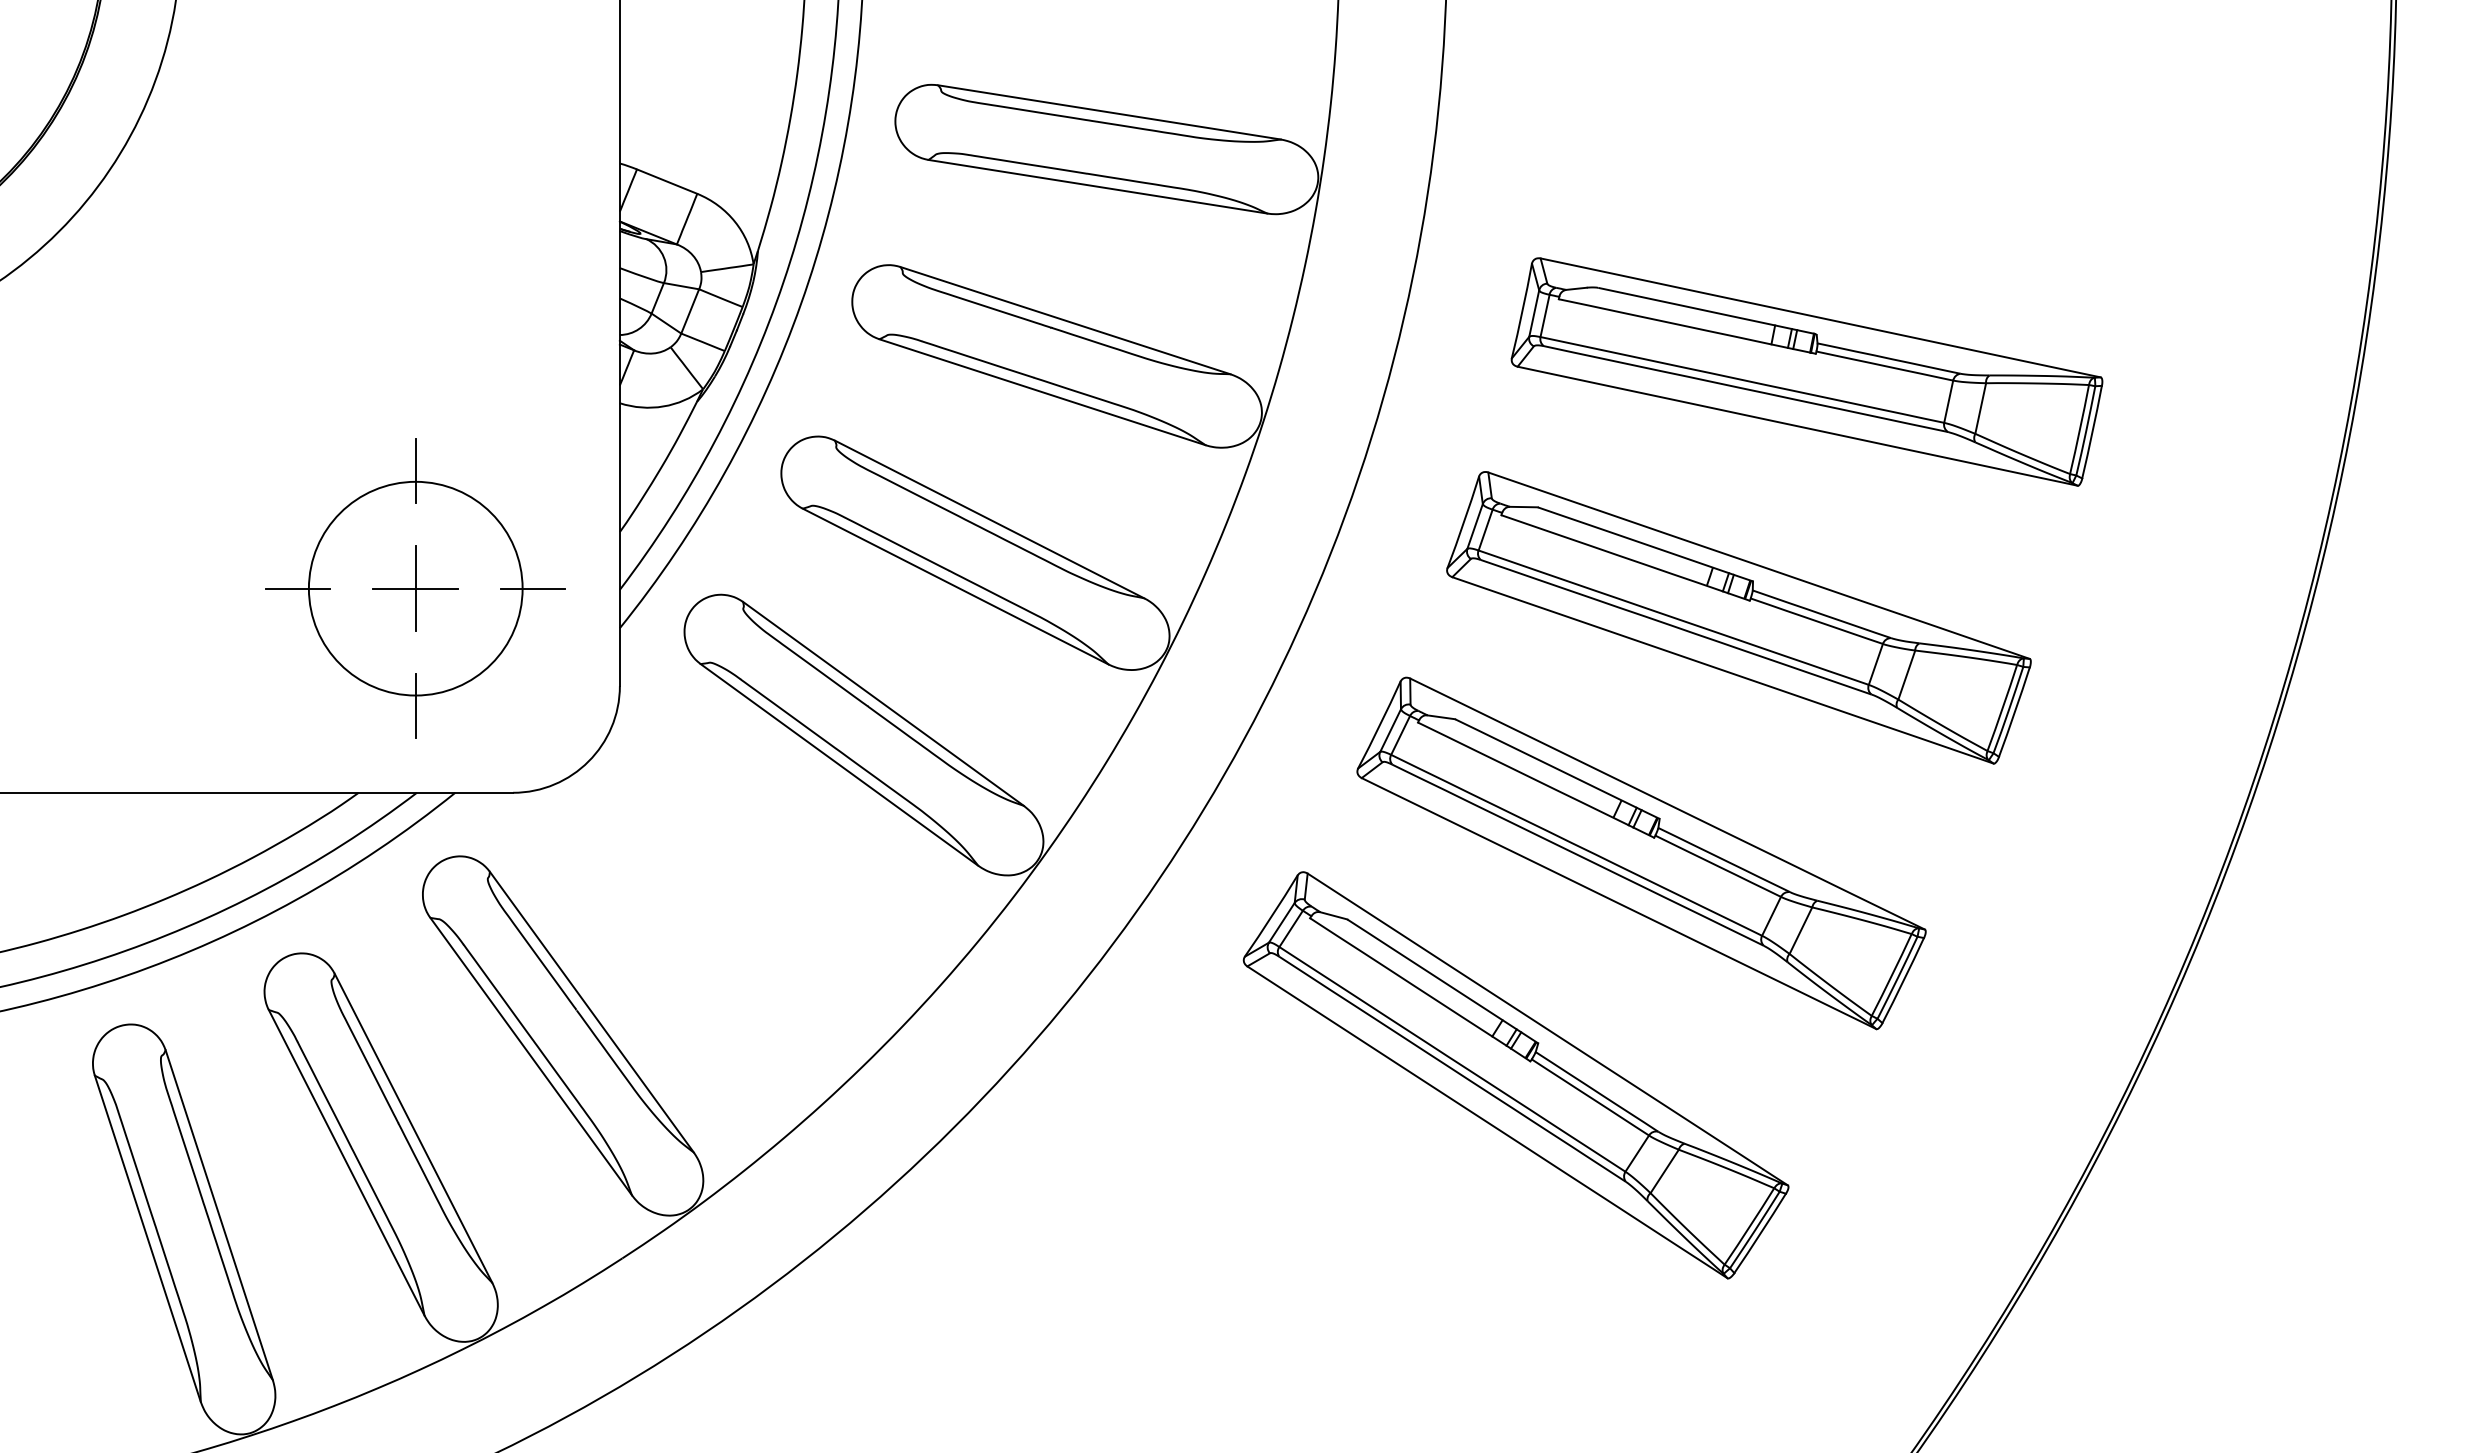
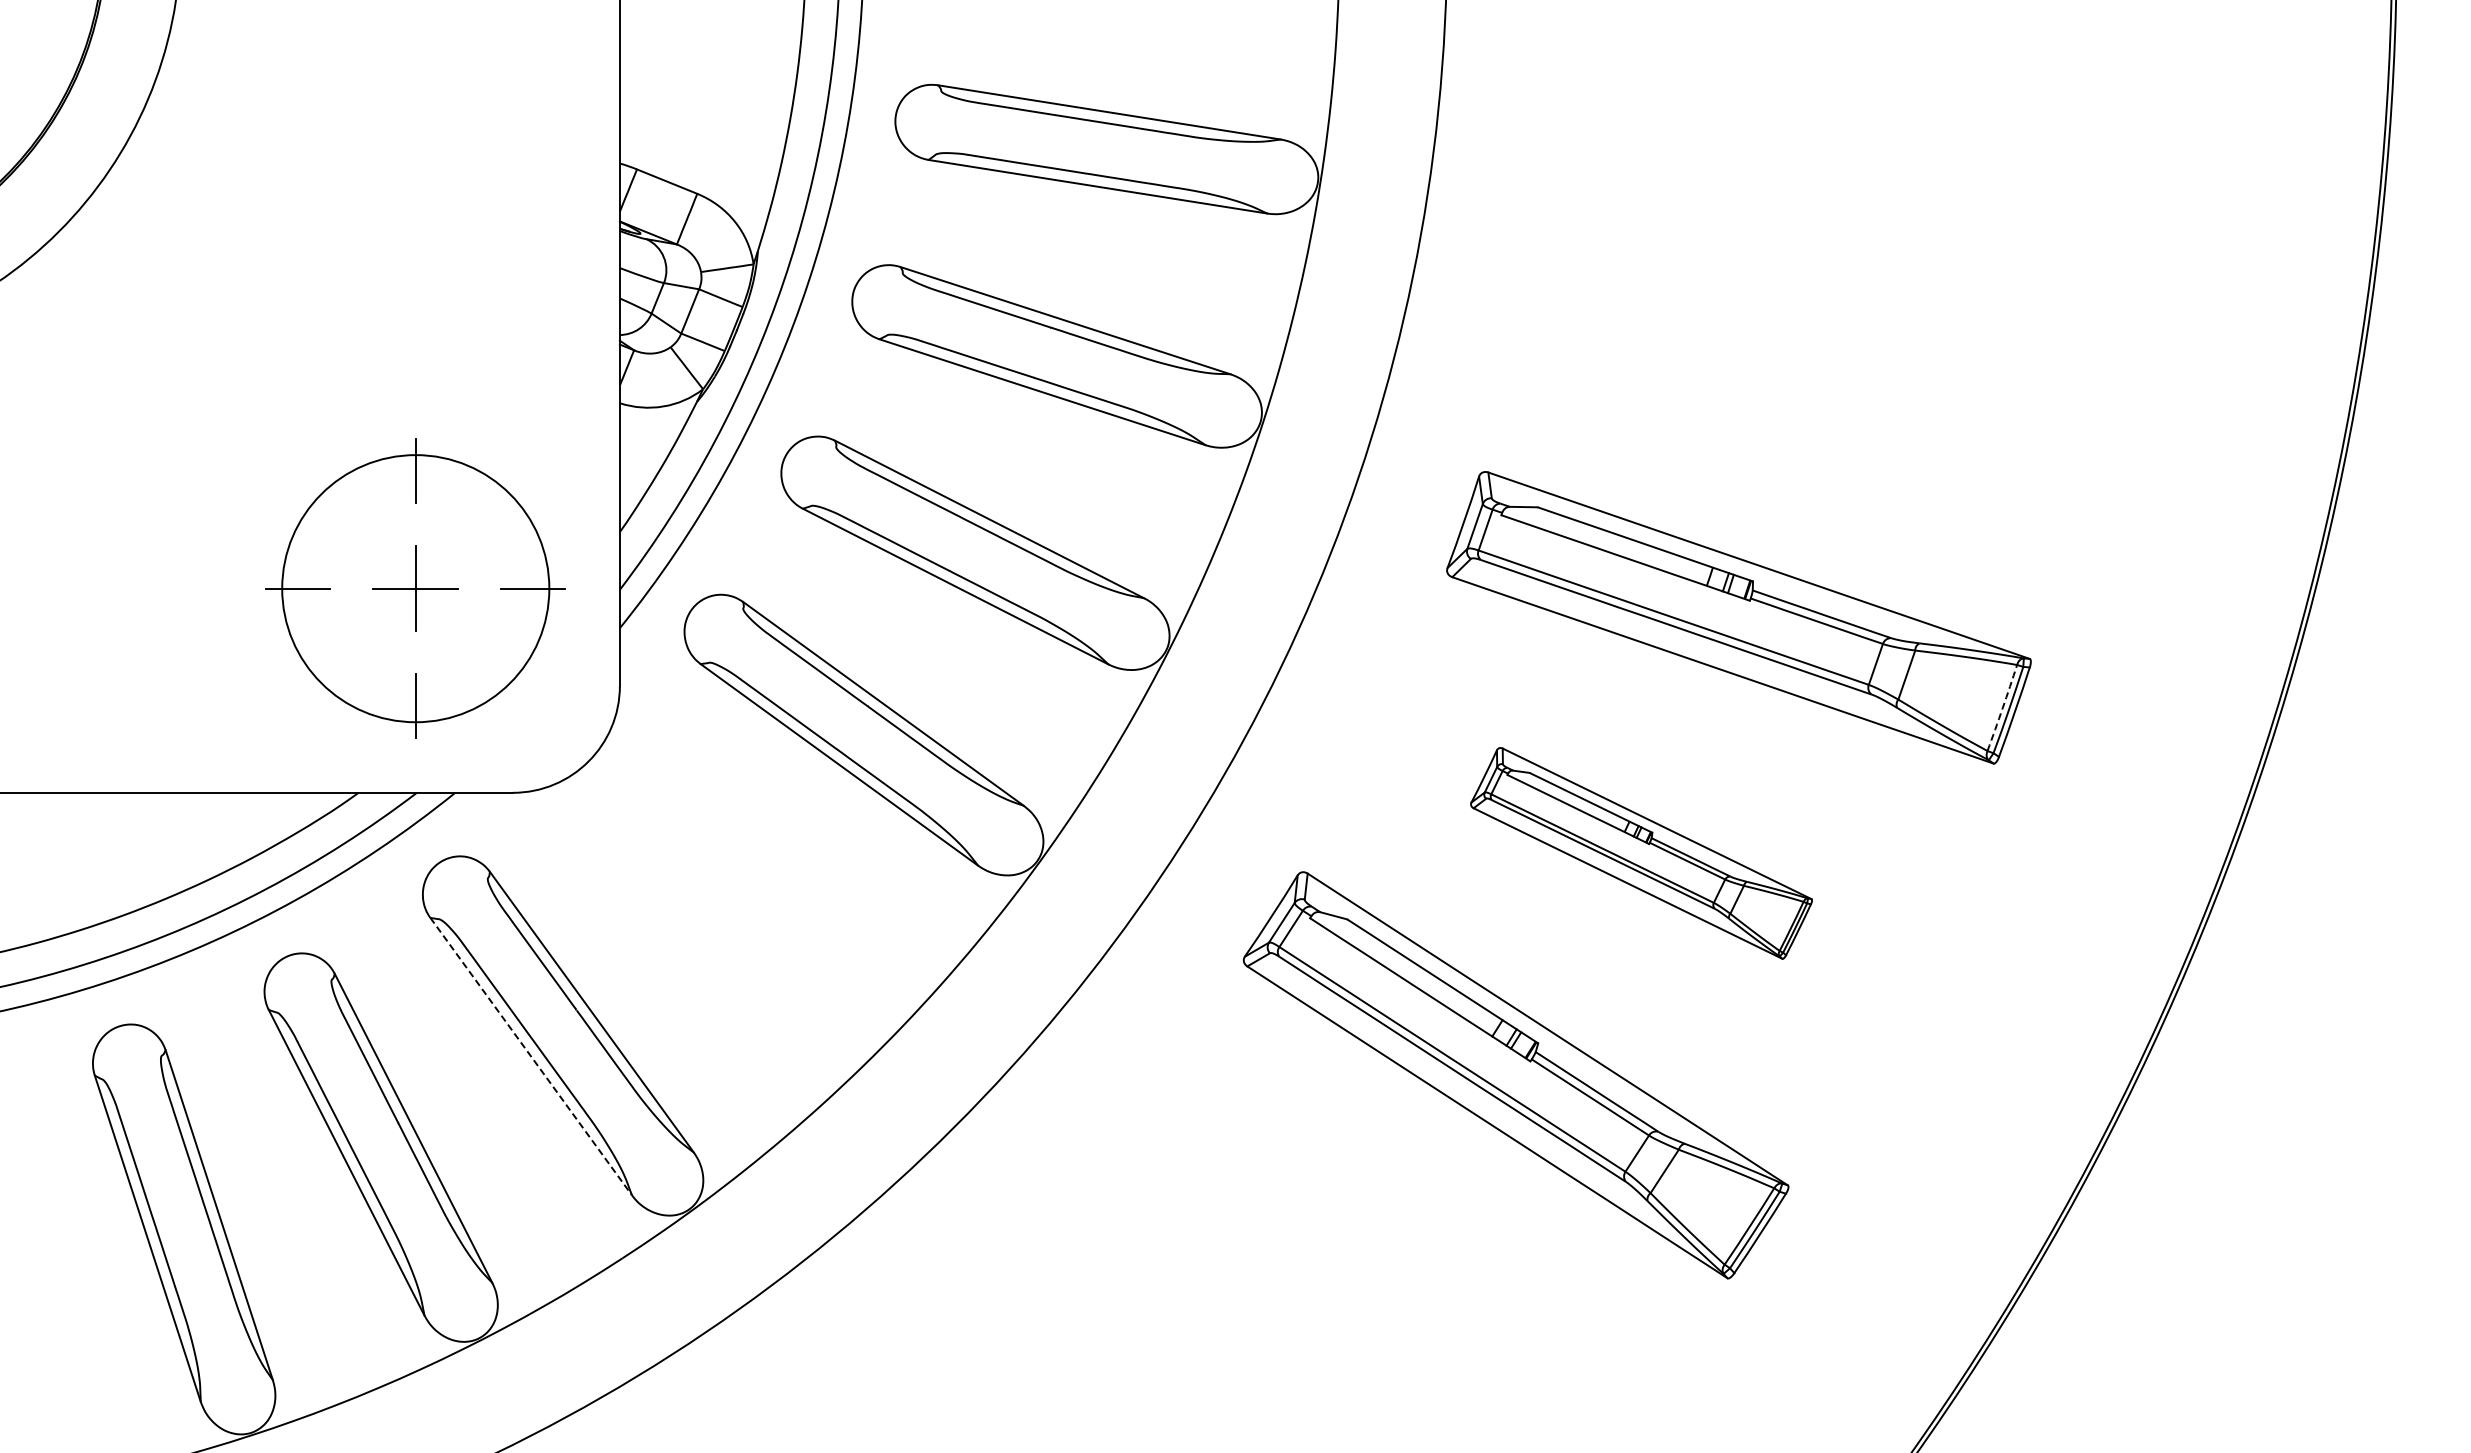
part: present -> none (1806, 371)
circle diameter: 214 px -> 267 px (415, 588)
arc: solid -> dashed (2002, 708)
part size: 571x355 px -> 343x213 px (1641, 853)
line: solid -> dashed (531, 1056)
